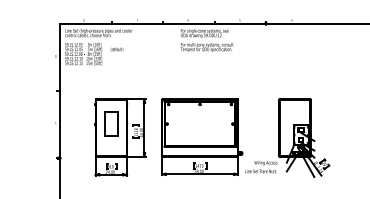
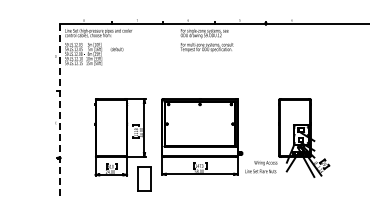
line: solid -> dashed (60, 111)
part position: (111, 123) -> (144, 178) (144, 178)
